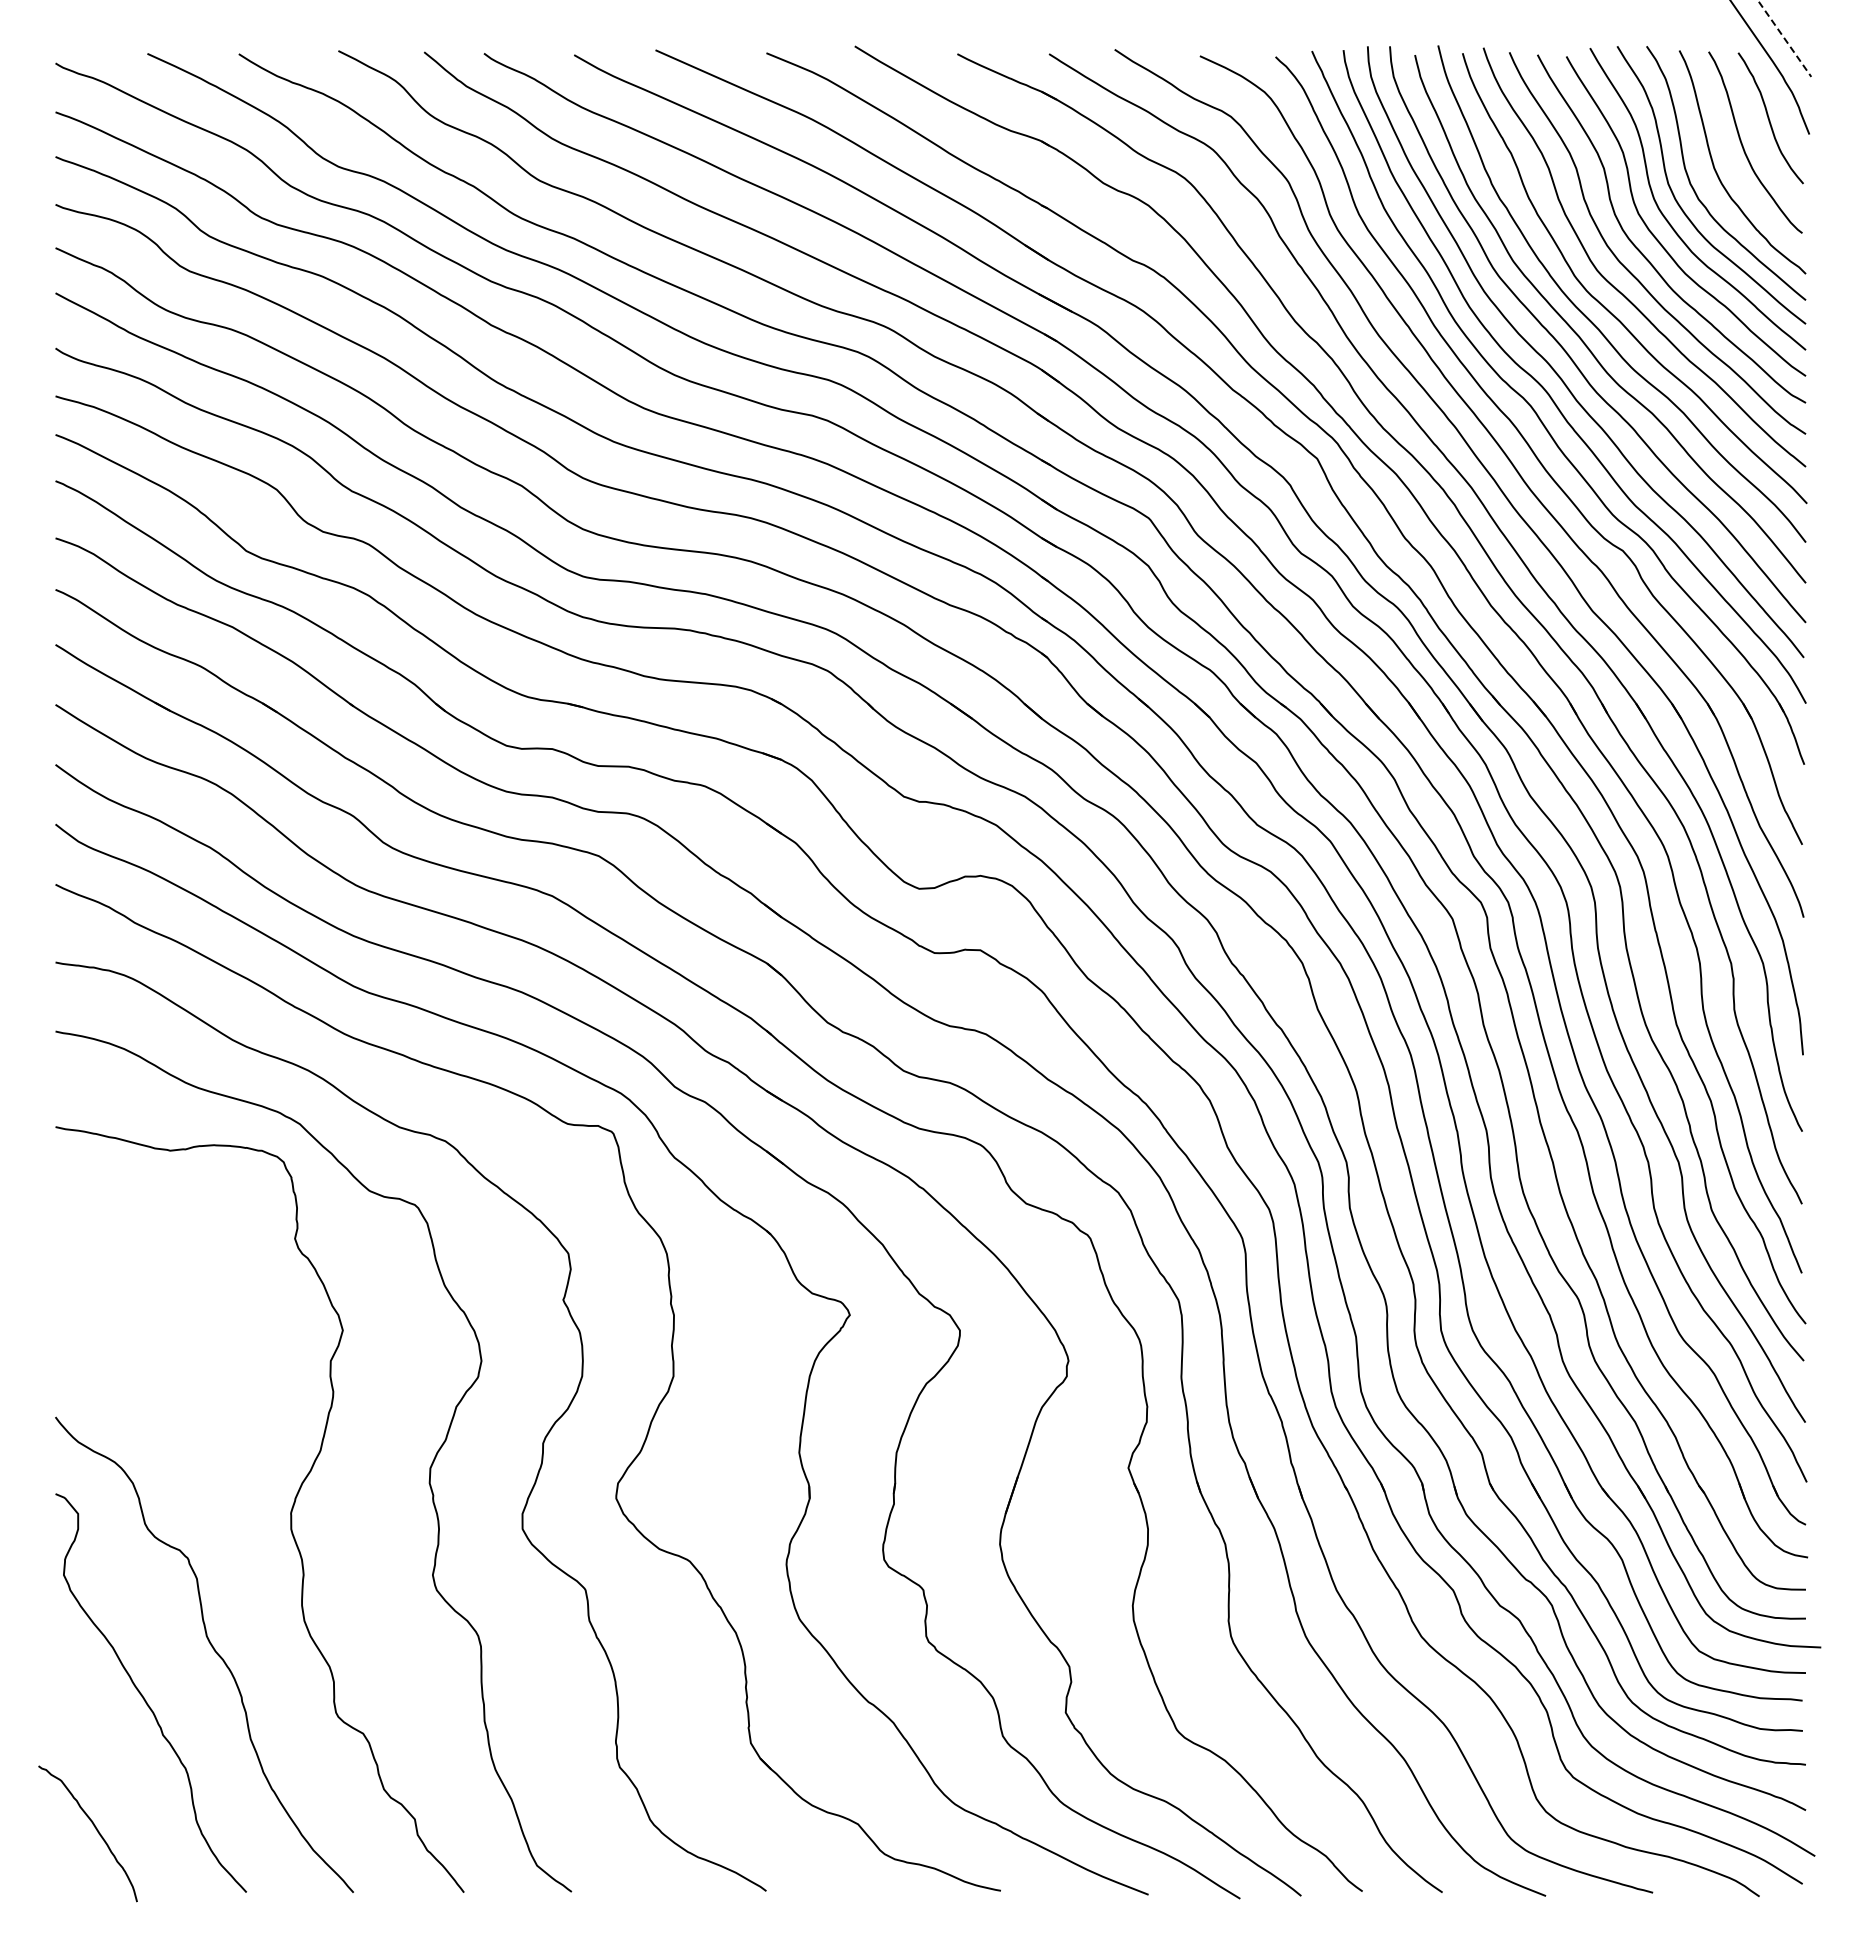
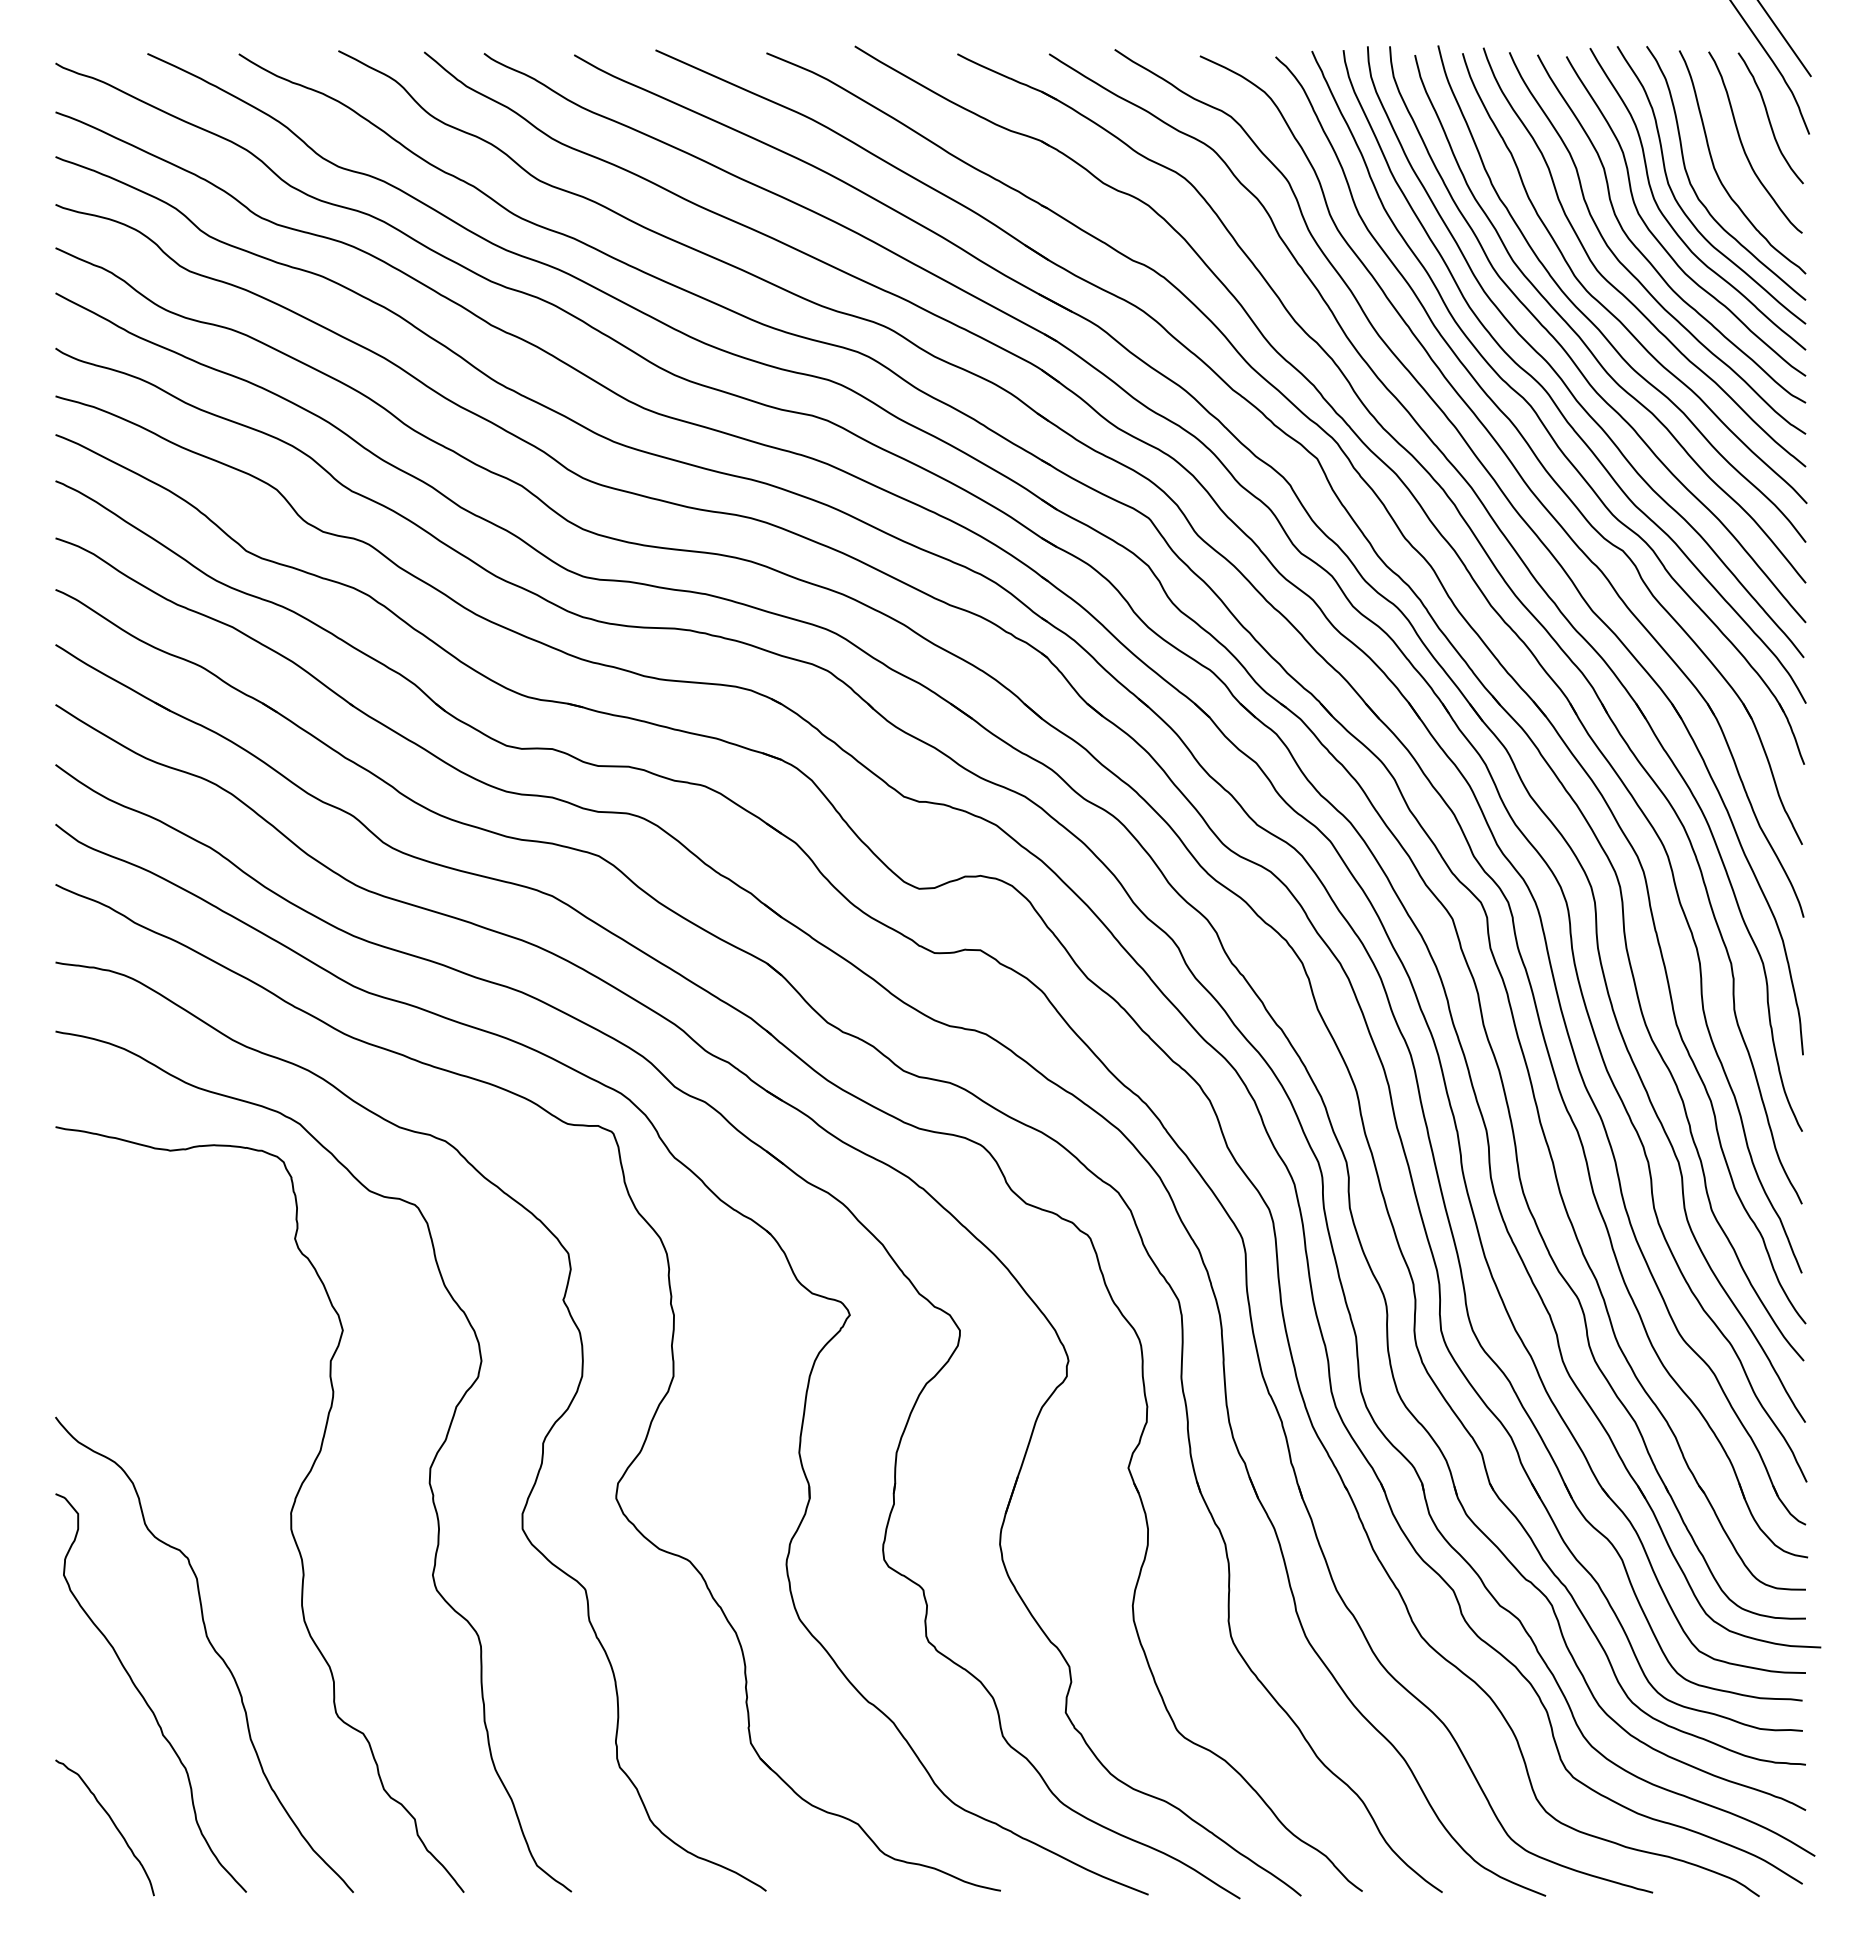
line: dashed -> solid (1784, 38)
curve position: (95, 1829) -> (112, 1823) (112, 1823)
